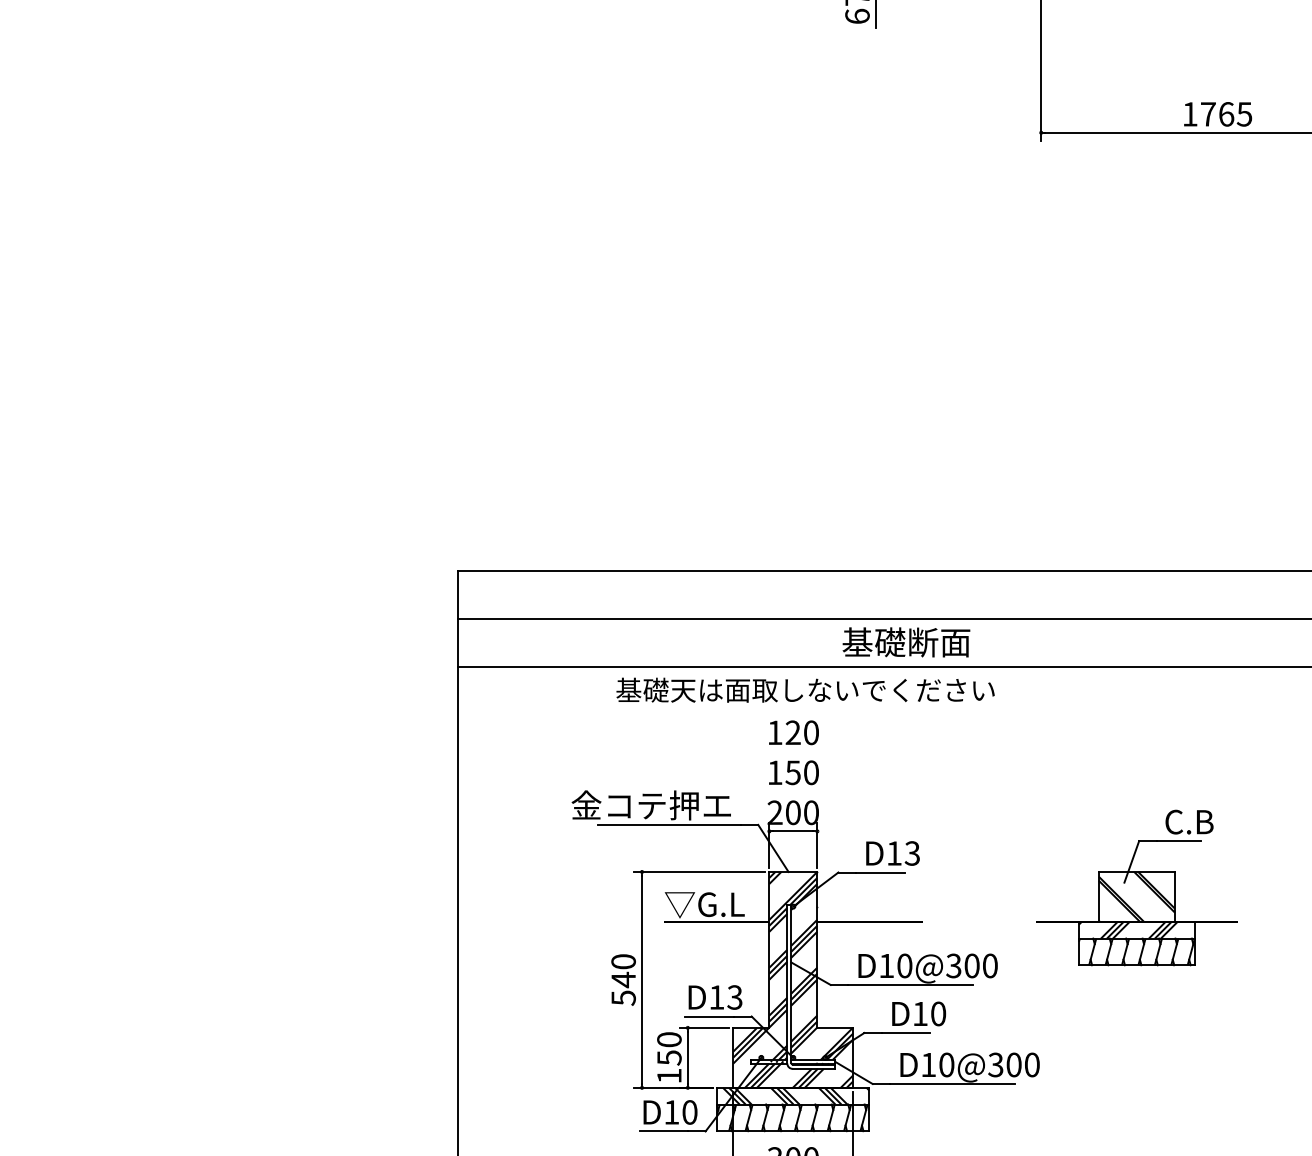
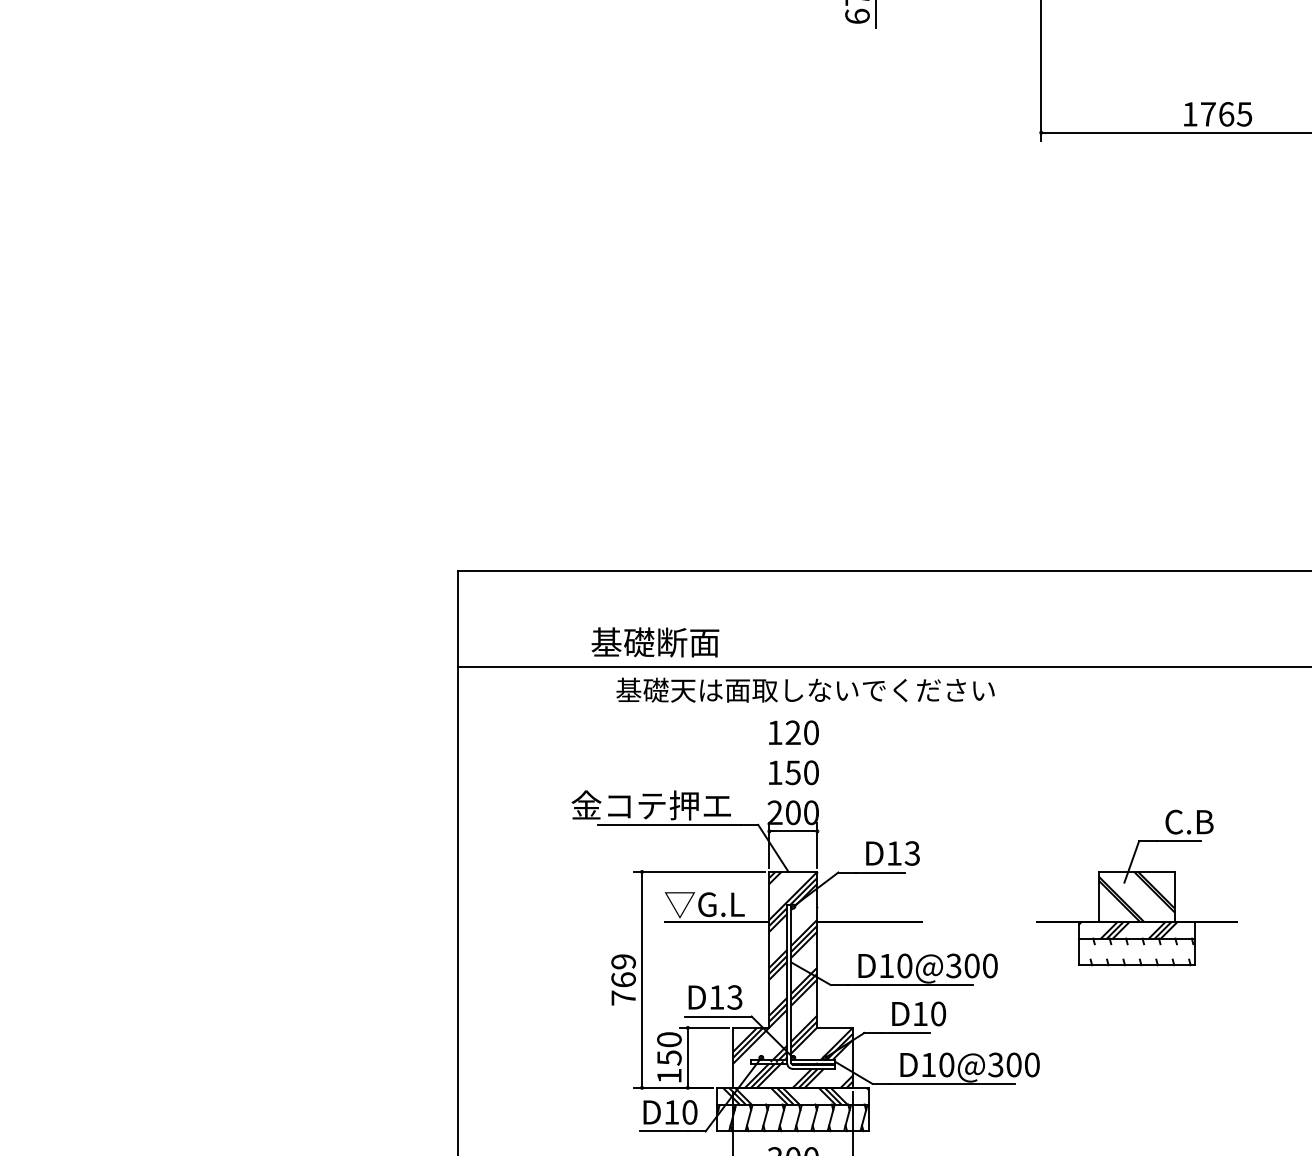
line: present -> none (882, 618)
text position: (906, 642) -> (655, 642) (655, 642)
hatch: present -> none (1136, 951)
text: 540 -> 769 (623, 979)
